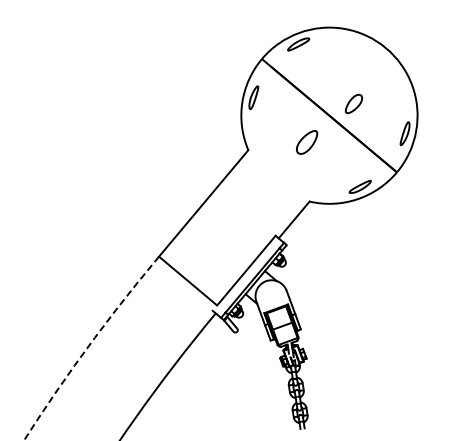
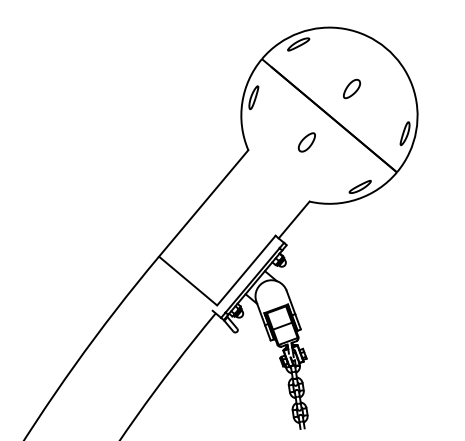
part position: (354, 103) -> (352, 88) (352, 88)
part size: 23x25 px -> 19x21 px (306, 142)
arc: dashed -> solid (87, 347)
